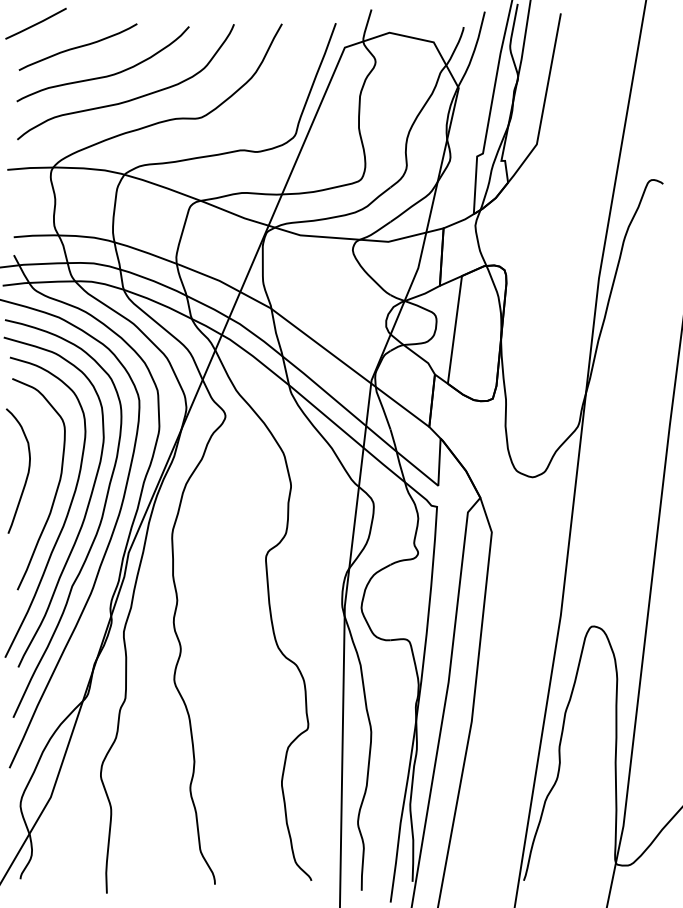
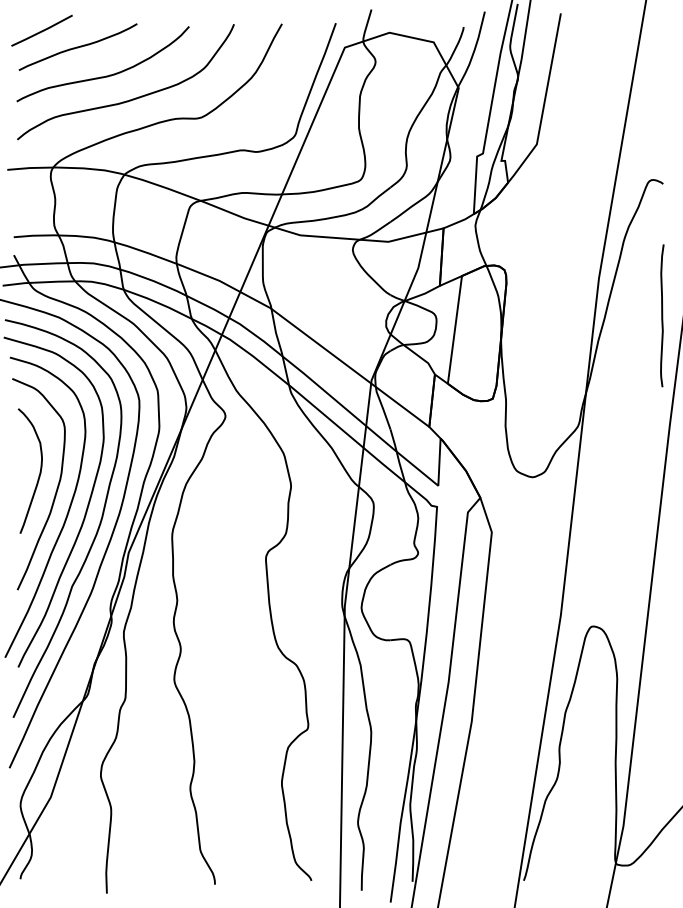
line position: (35, 23) -> (41, 30) (41, 30)
curve: none -> present (662, 315)
curve position: (27, 471) -> (39, 471) (39, 471)
